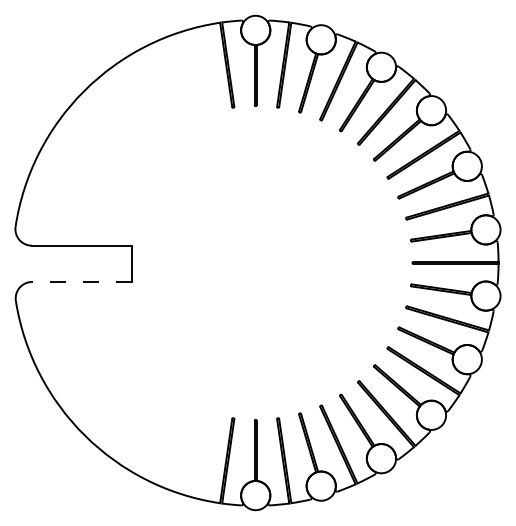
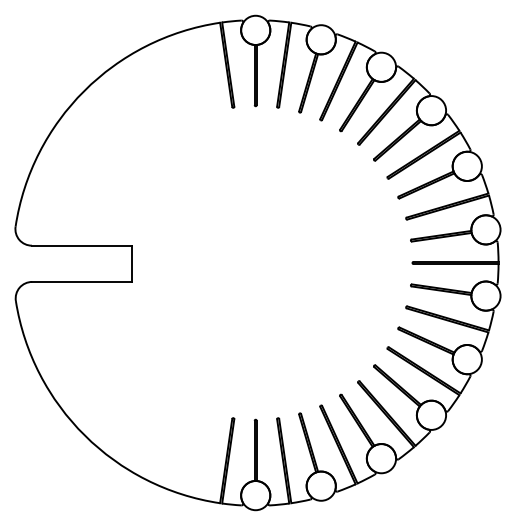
line: dashed -> solid (82, 281)
